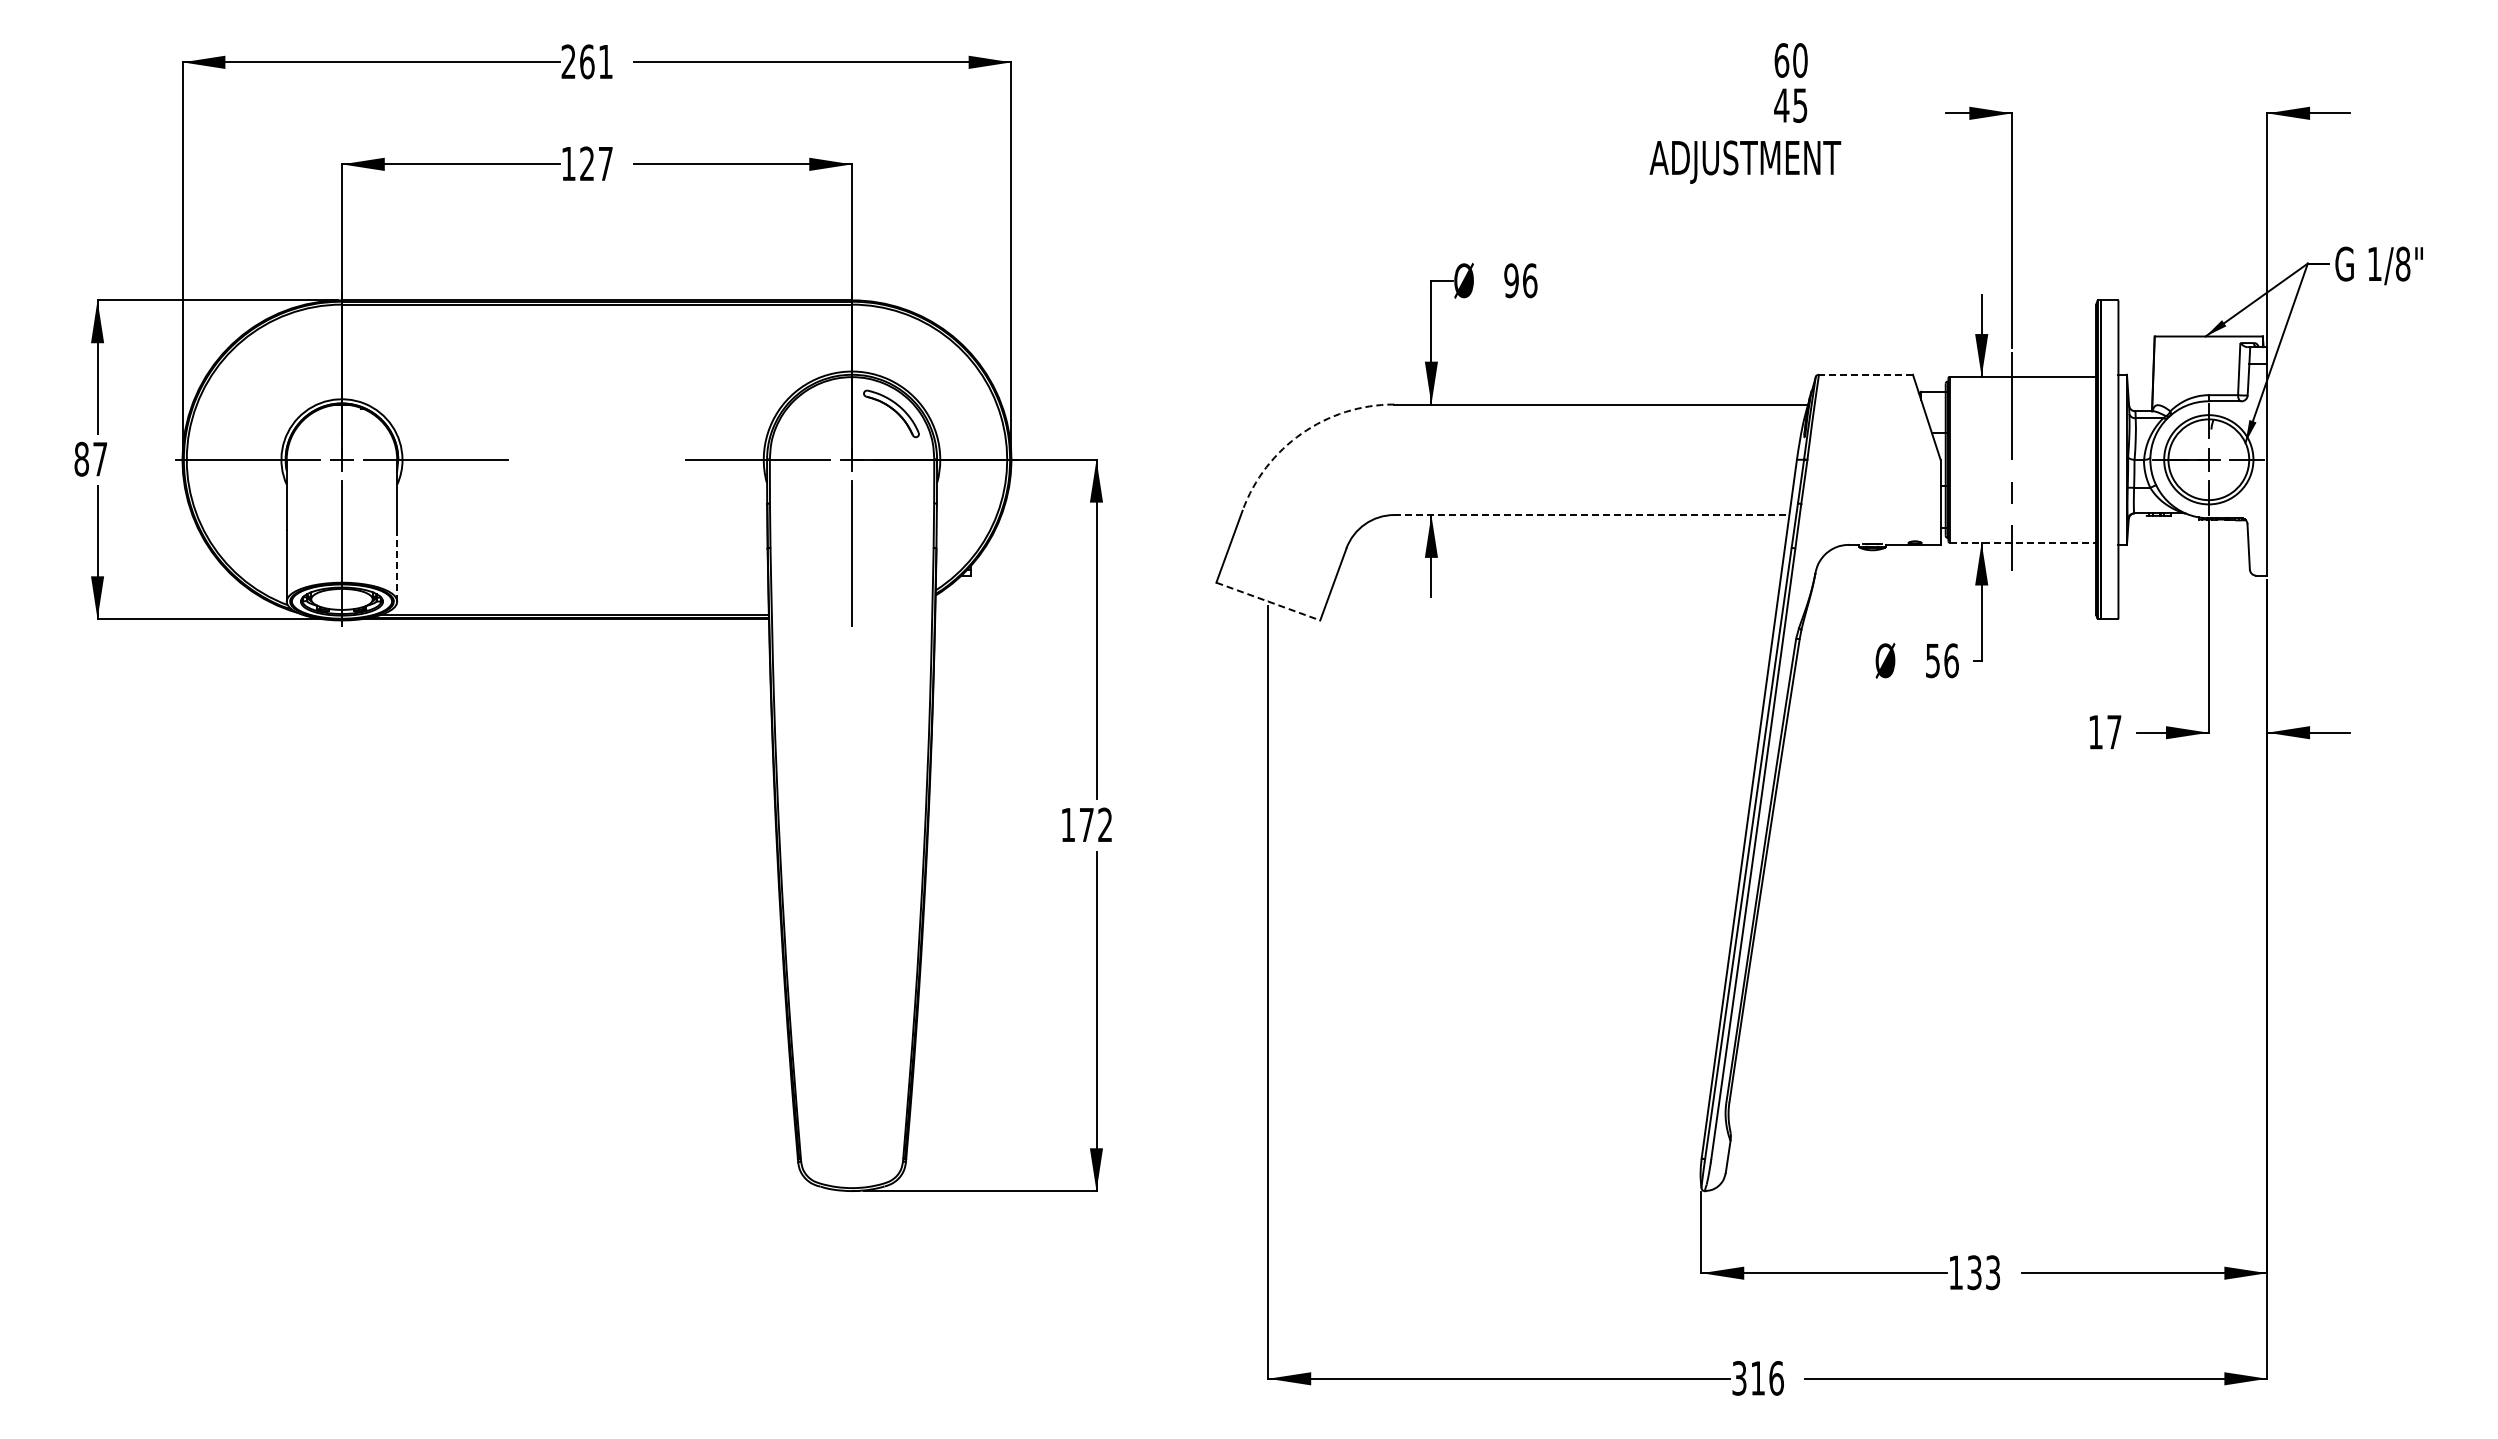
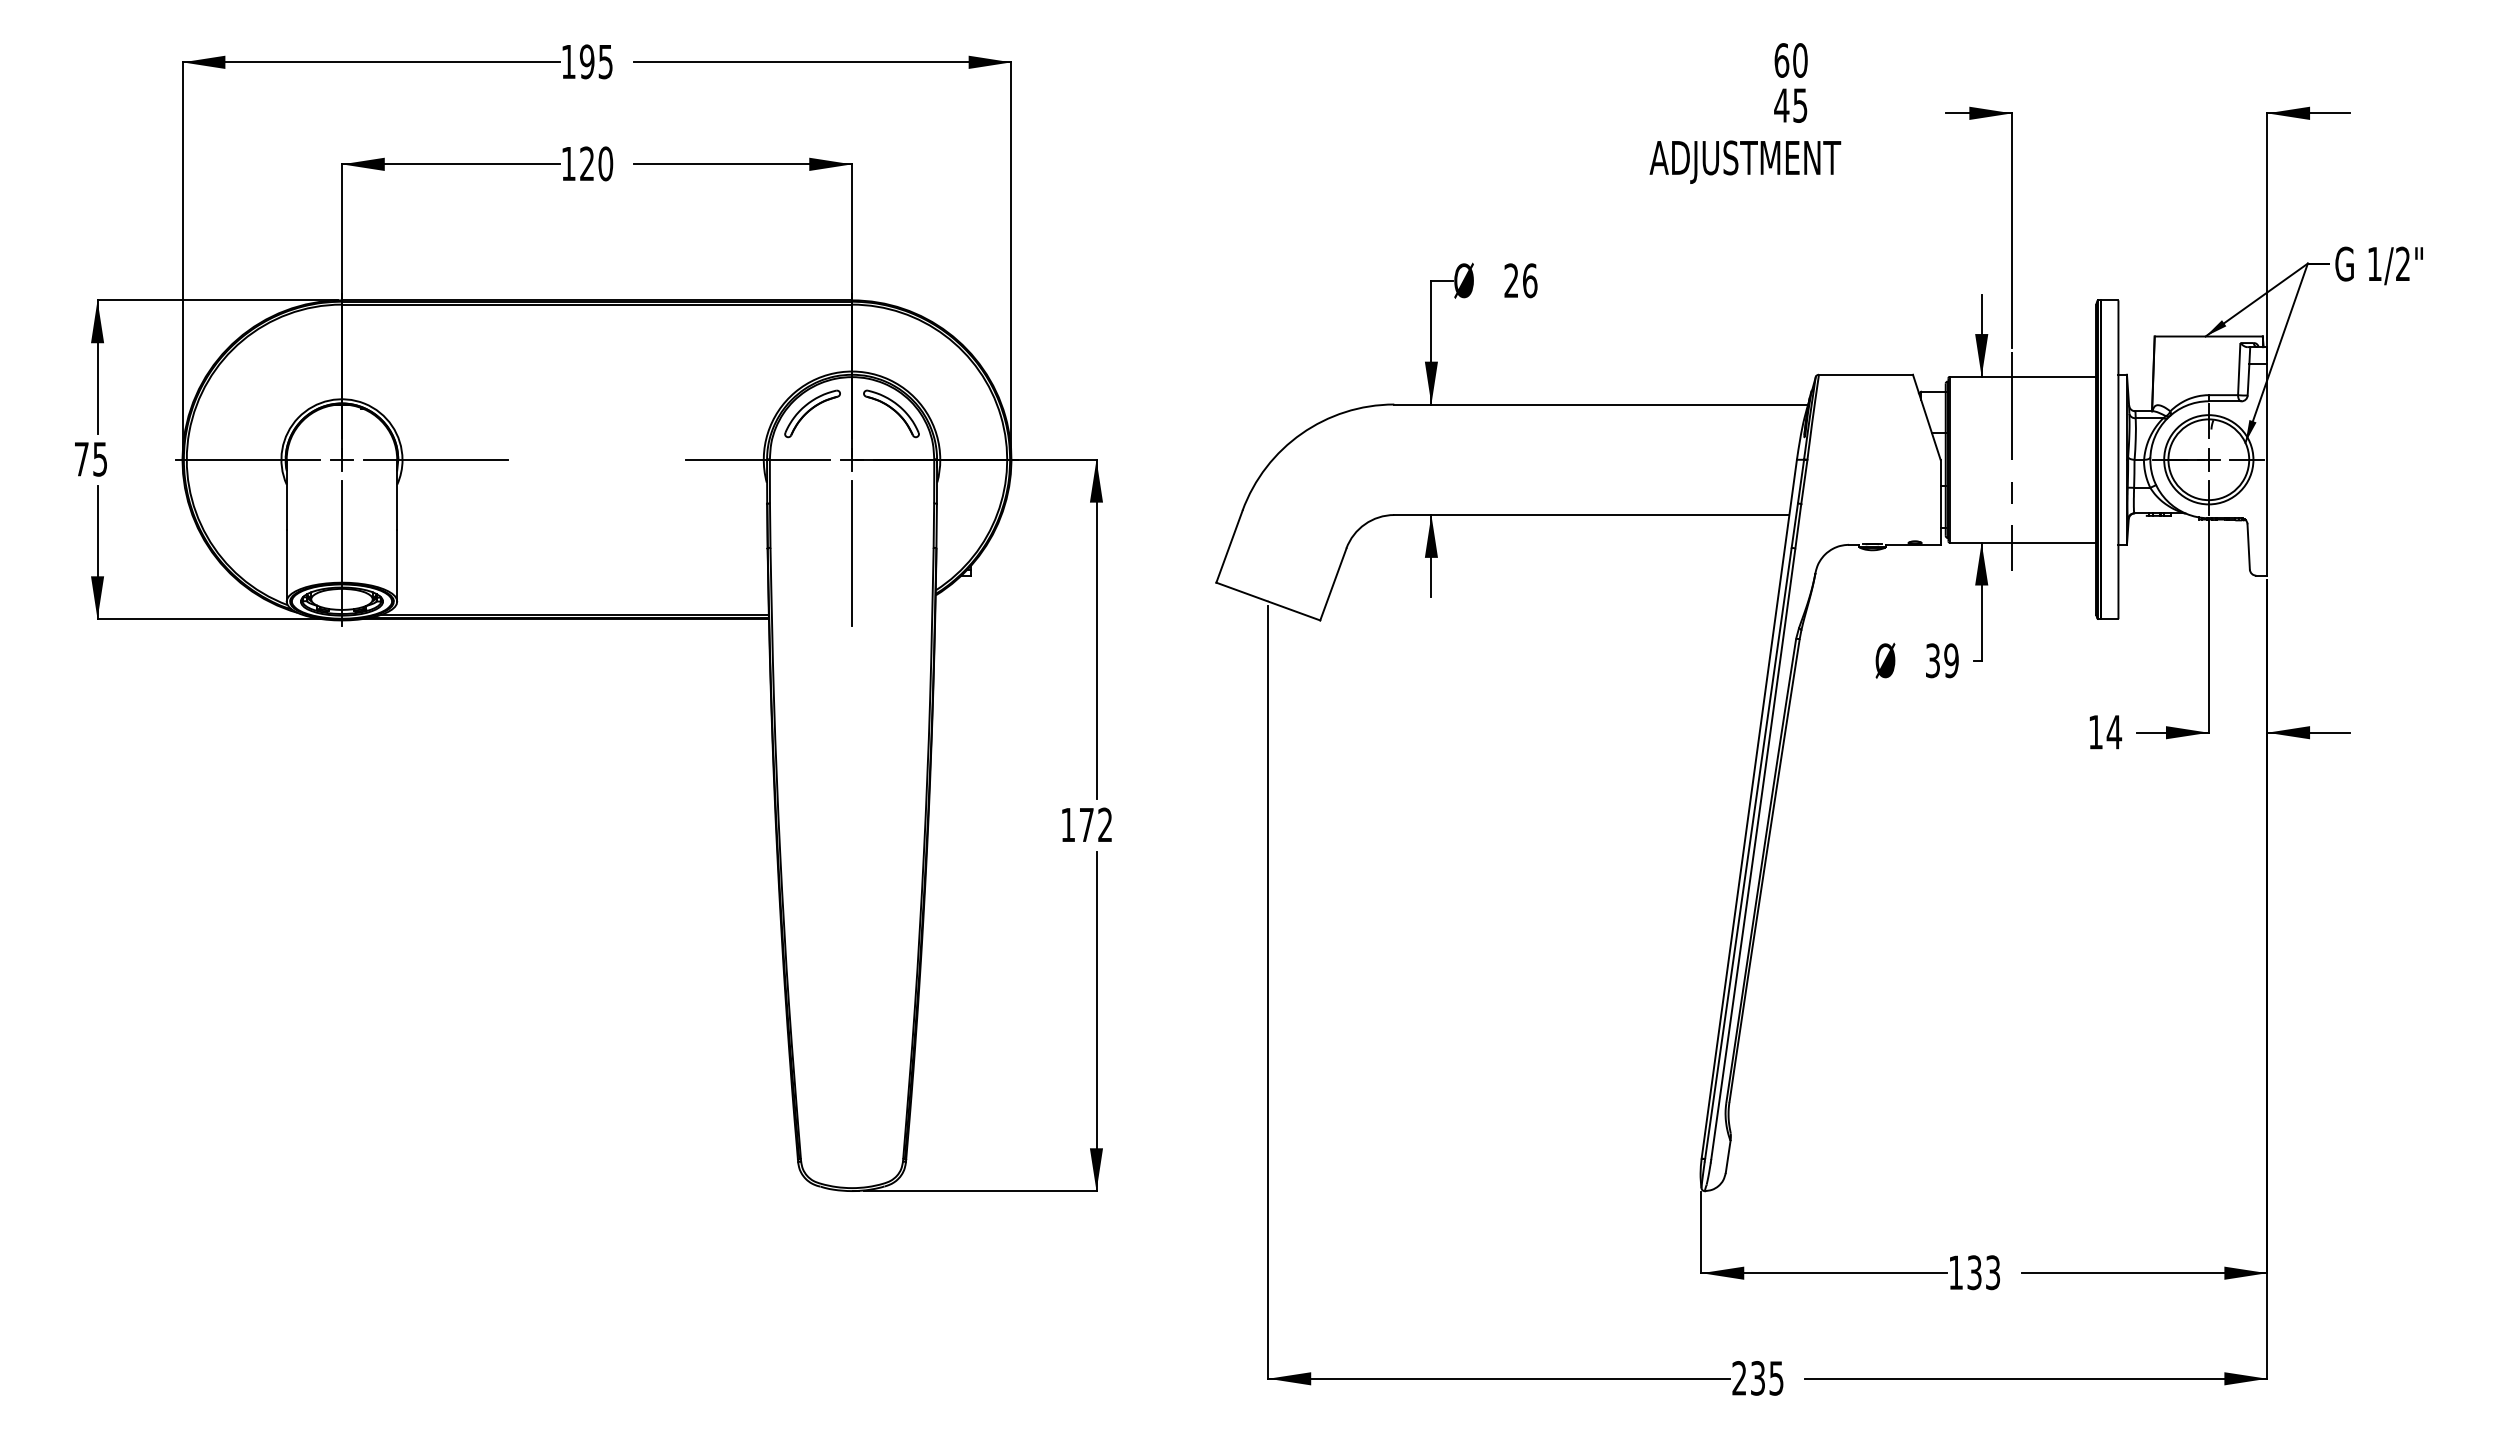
text: 261 -> 195 (586, 61)
text: 127 -> 120 (605, 163)
text: 1/8" -> 1/2" (2403, 263)
text: 96 -> 26 (1511, 280)
line: dashed -> solid (1865, 374)
part: none -> present (812, 413)
arc: dashed -> solid (1301, 433)
text: 87 -> 75 (90, 458)
line: dashed -> solid (1591, 515)
line: dashed -> solid (2023, 542)
line: dashed -> solid (397, 565)
line: dashed -> solid (1268, 601)
text: 56 -> 39 (1942, 660)
text: 17 -> 14 (2114, 732)
text: 316 -> 235 (1757, 1378)
